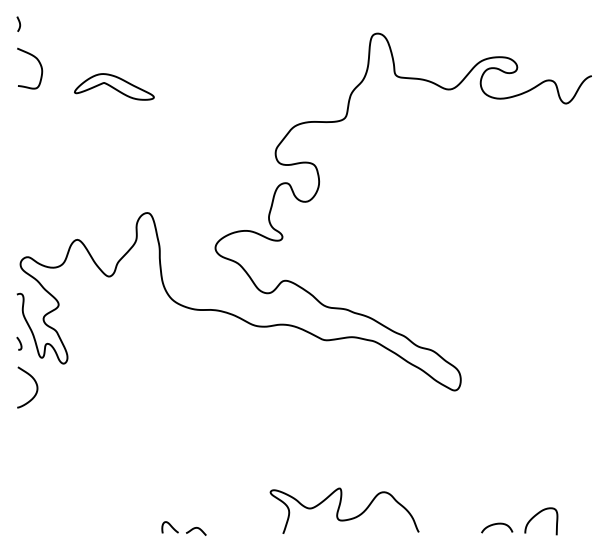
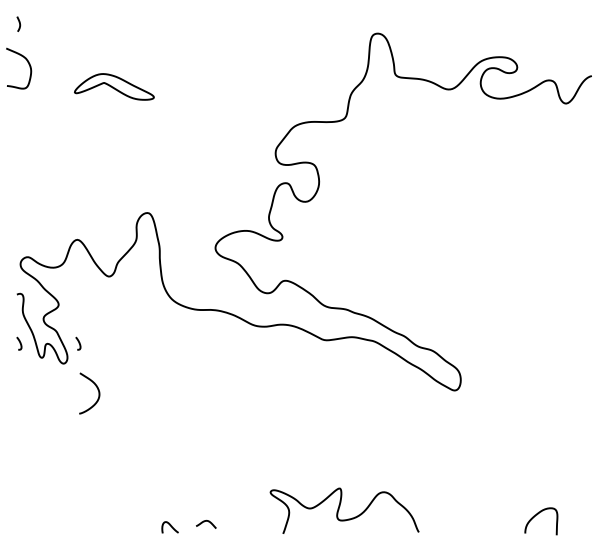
curve position: (39, 64) -> (28, 64) (28, 64)
curve: none -> present (78, 343)
curve position: (35, 384) -> (97, 390) (97, 390)
curve: present -> none (497, 524)
curve position: (196, 528) -> (206, 521) (206, 521)
